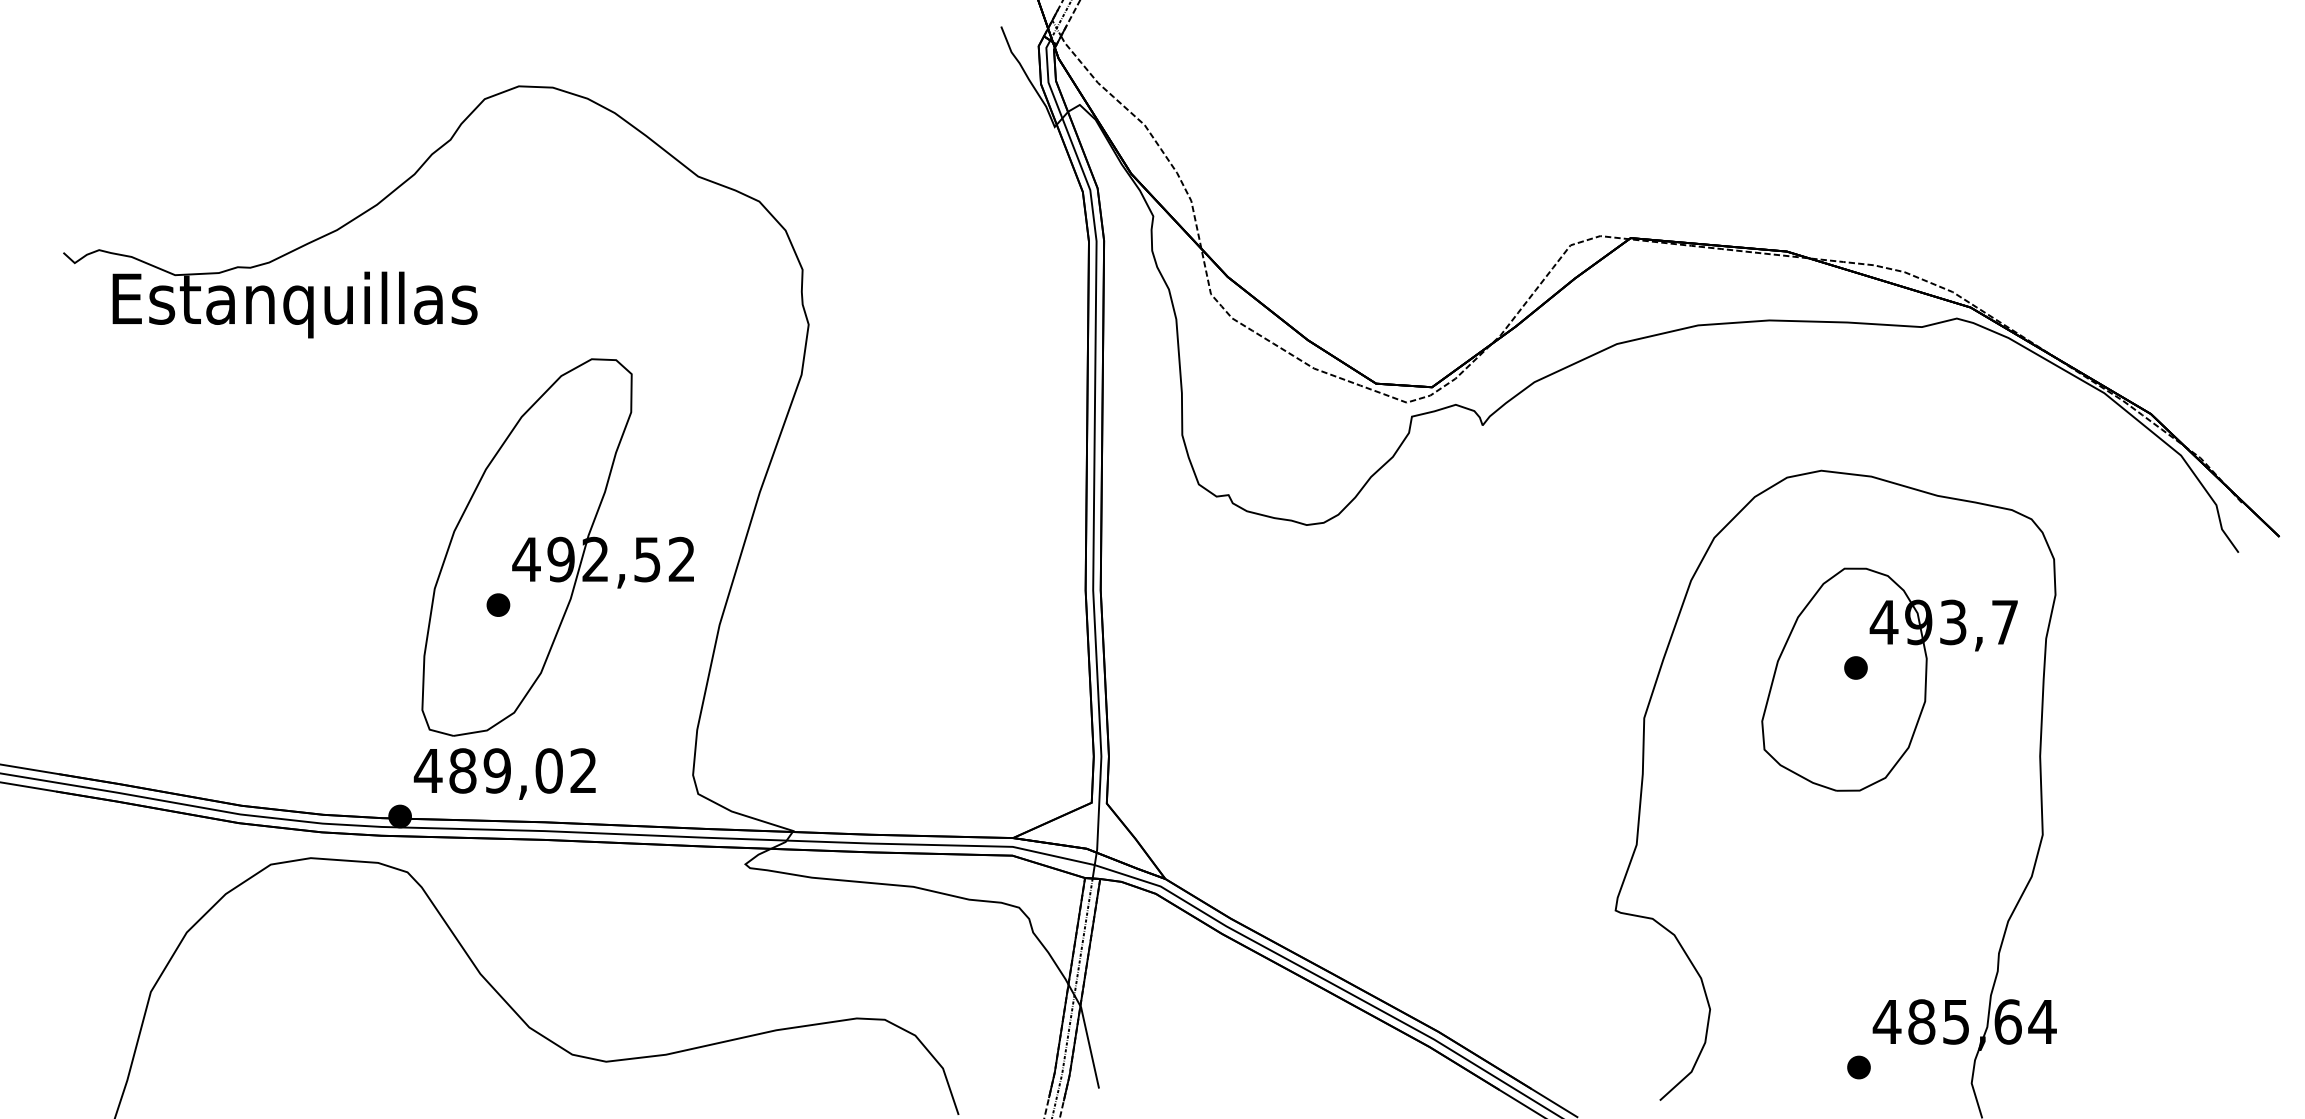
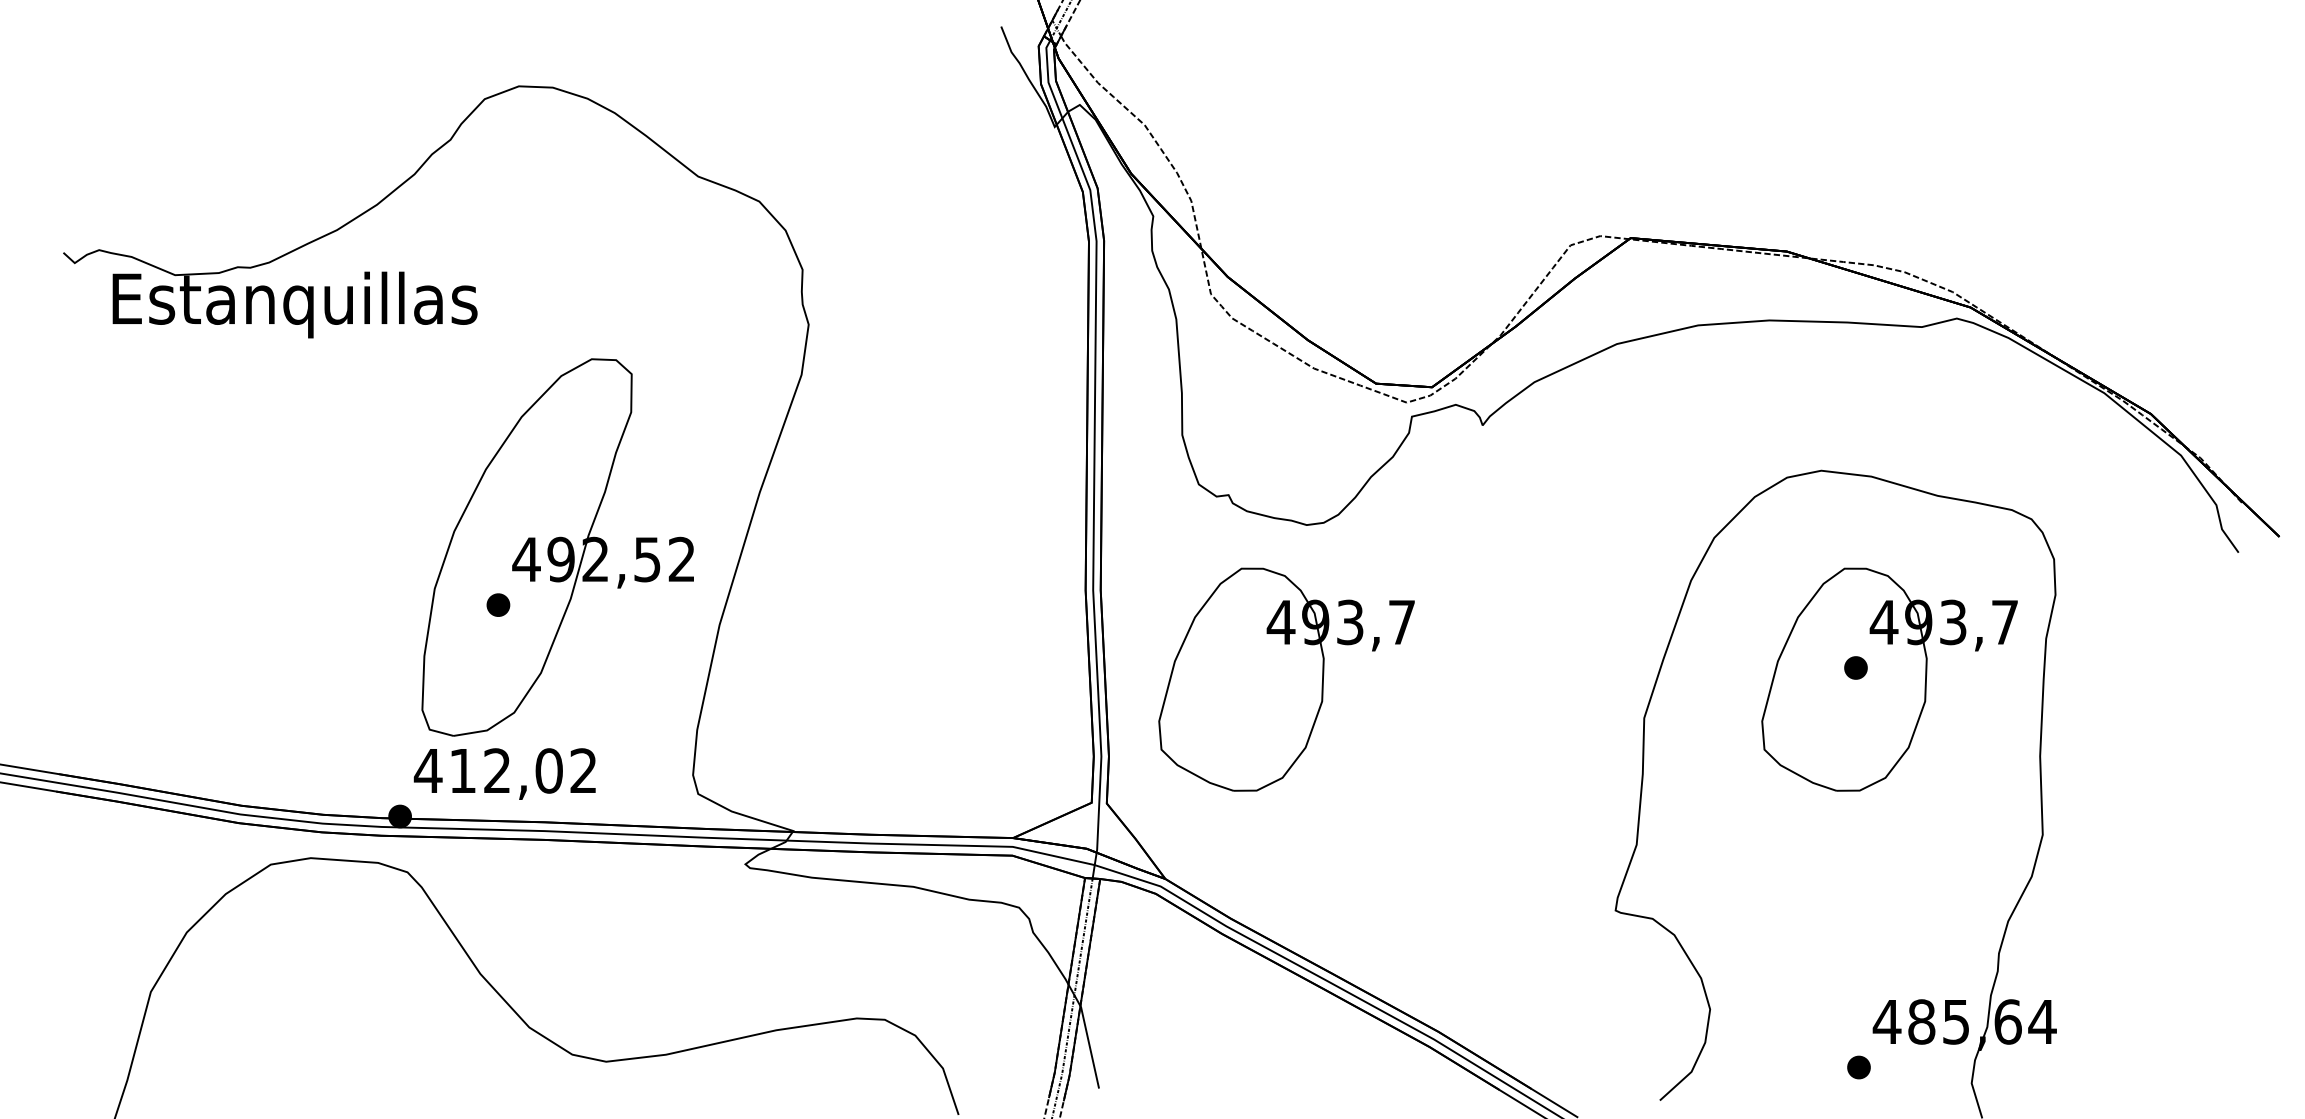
part: none -> present (1286, 679)
text: 489,02 -> 412,02 (479, 770)
